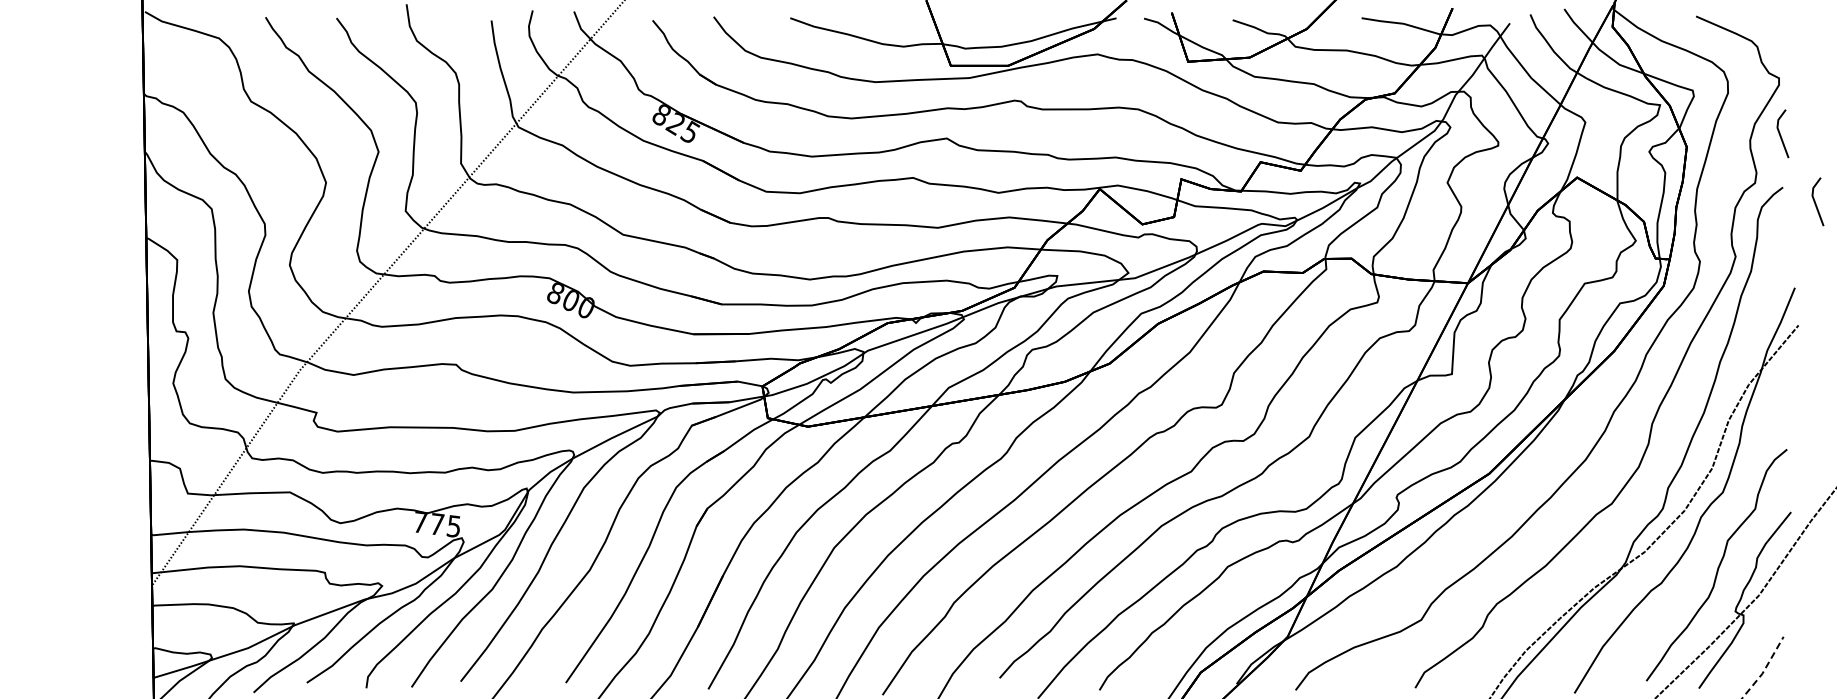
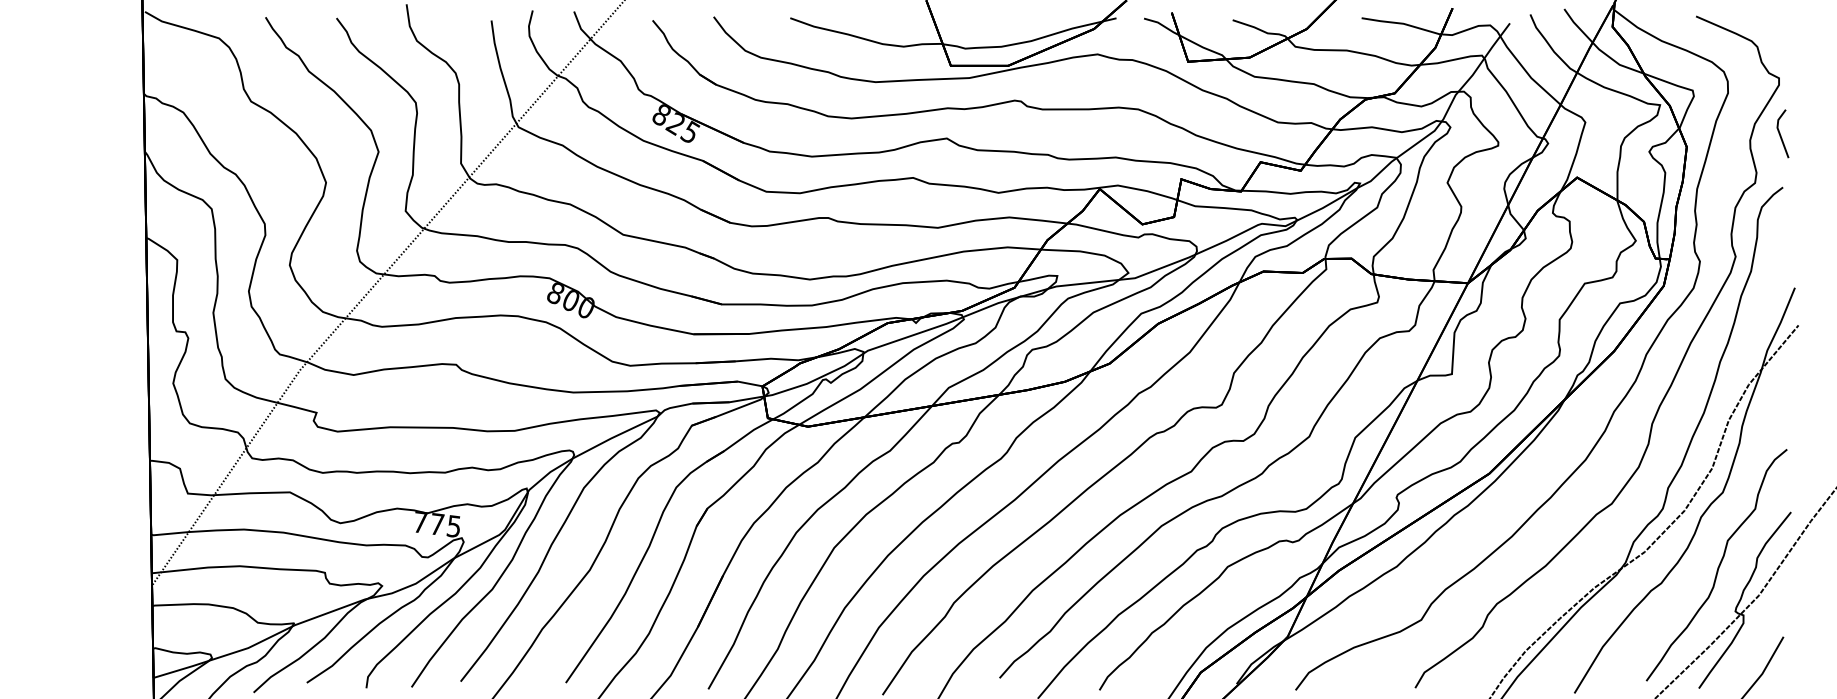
line: present -> none (1815, 201)
line: dashed -> solid (1764, 669)
